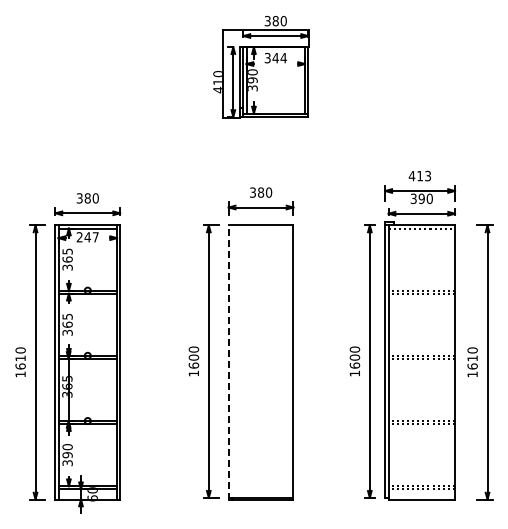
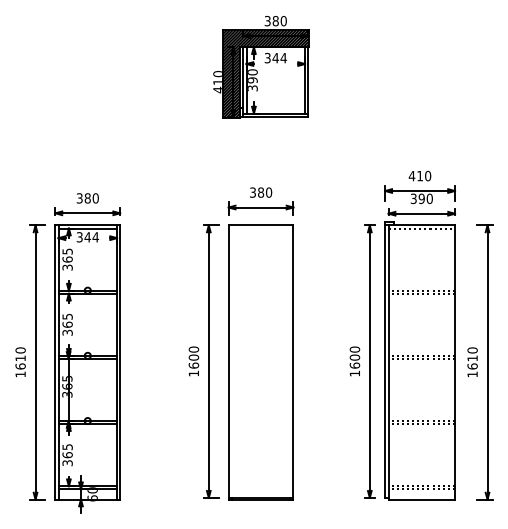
hatch: none -> present (265, 74)
text: 413 -> 410 (428, 176)
text: 247 -> 344 (87, 237)
line: dashed -> solid (228, 362)
text: 390 -> 365 (67, 451)
